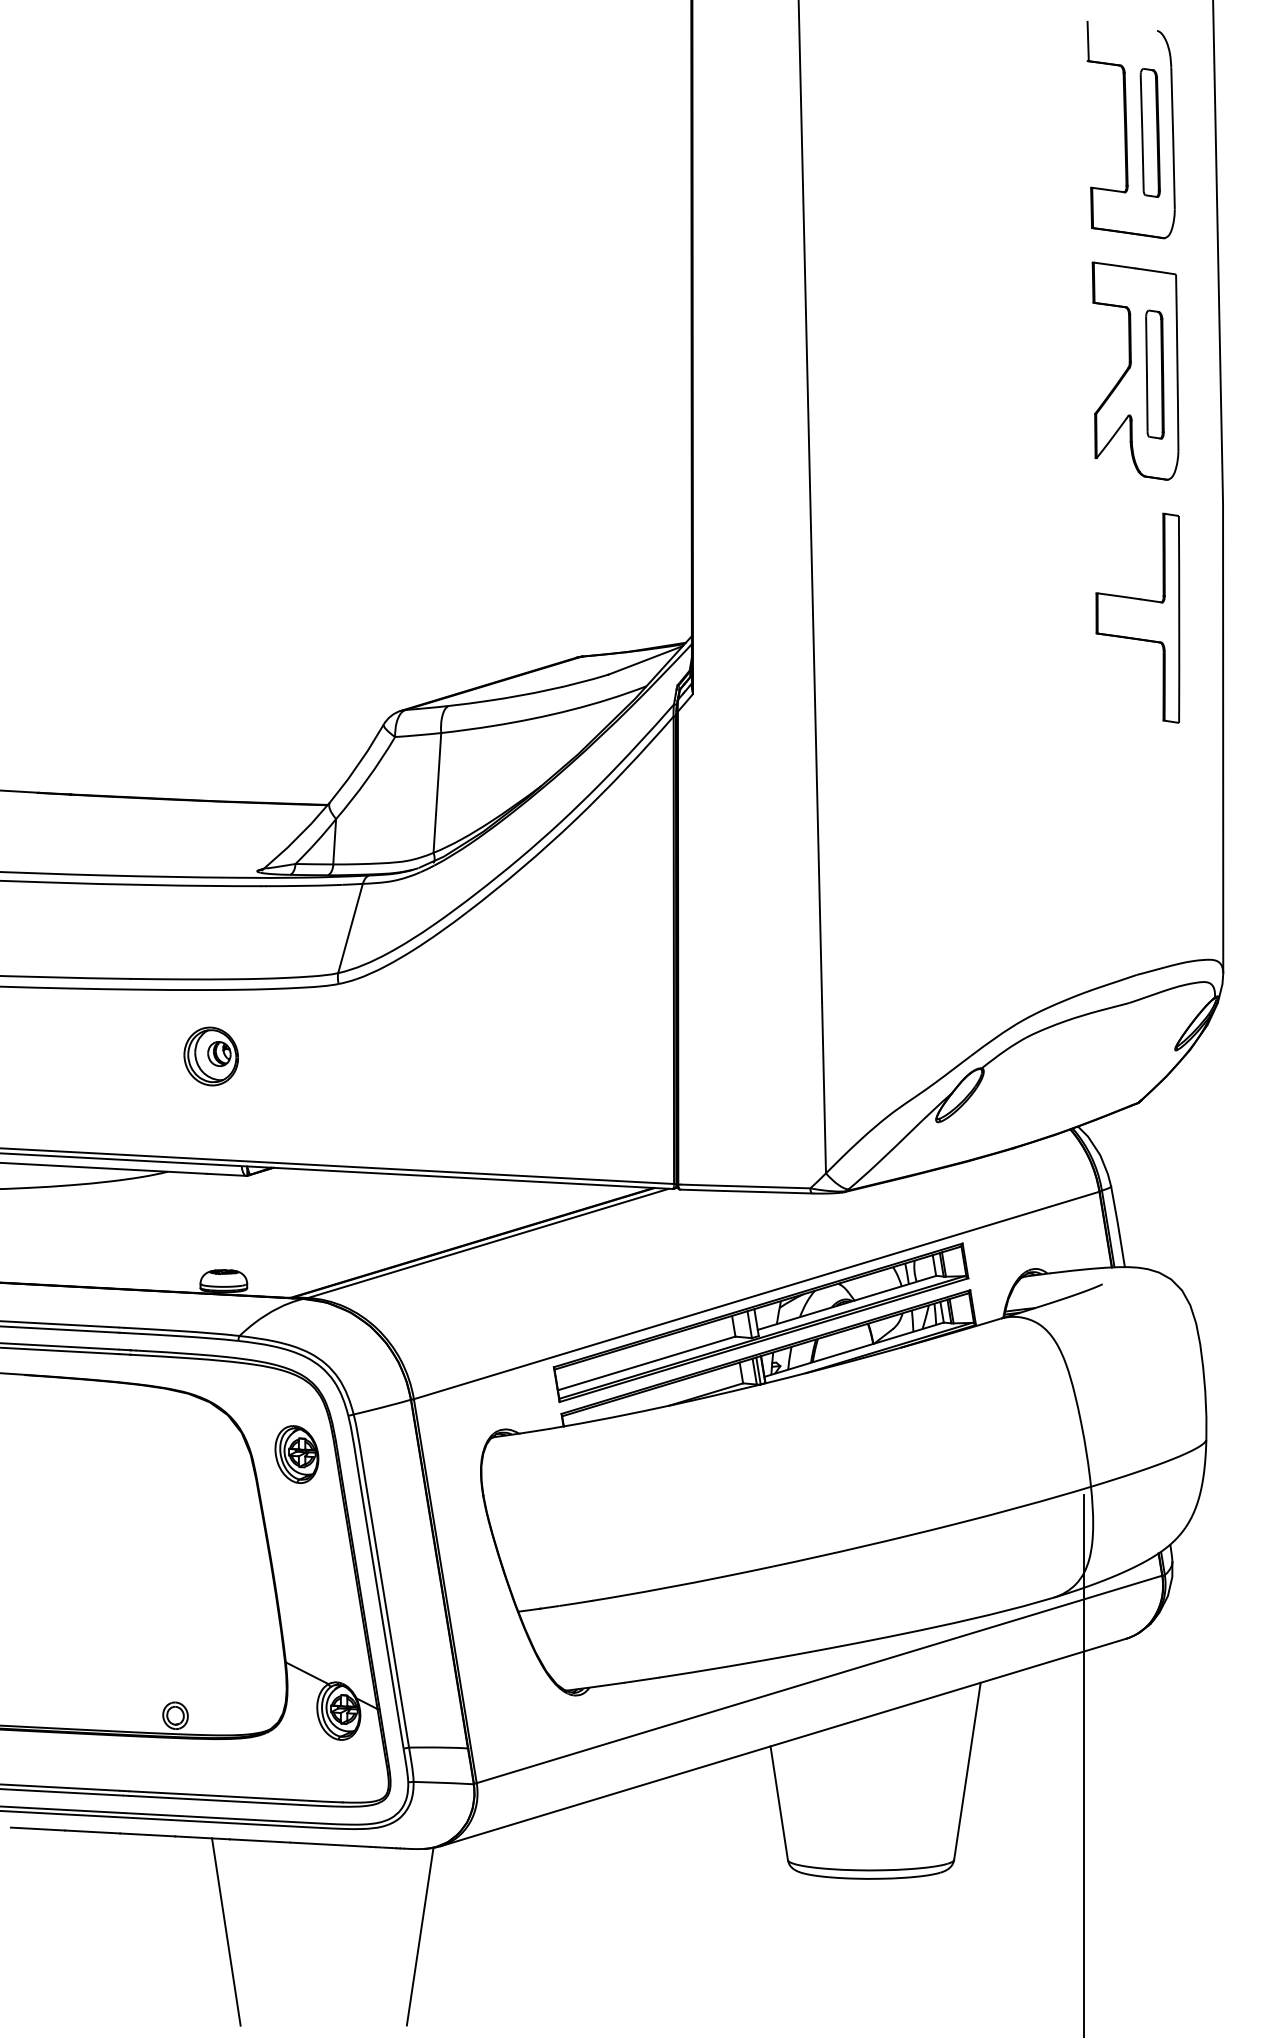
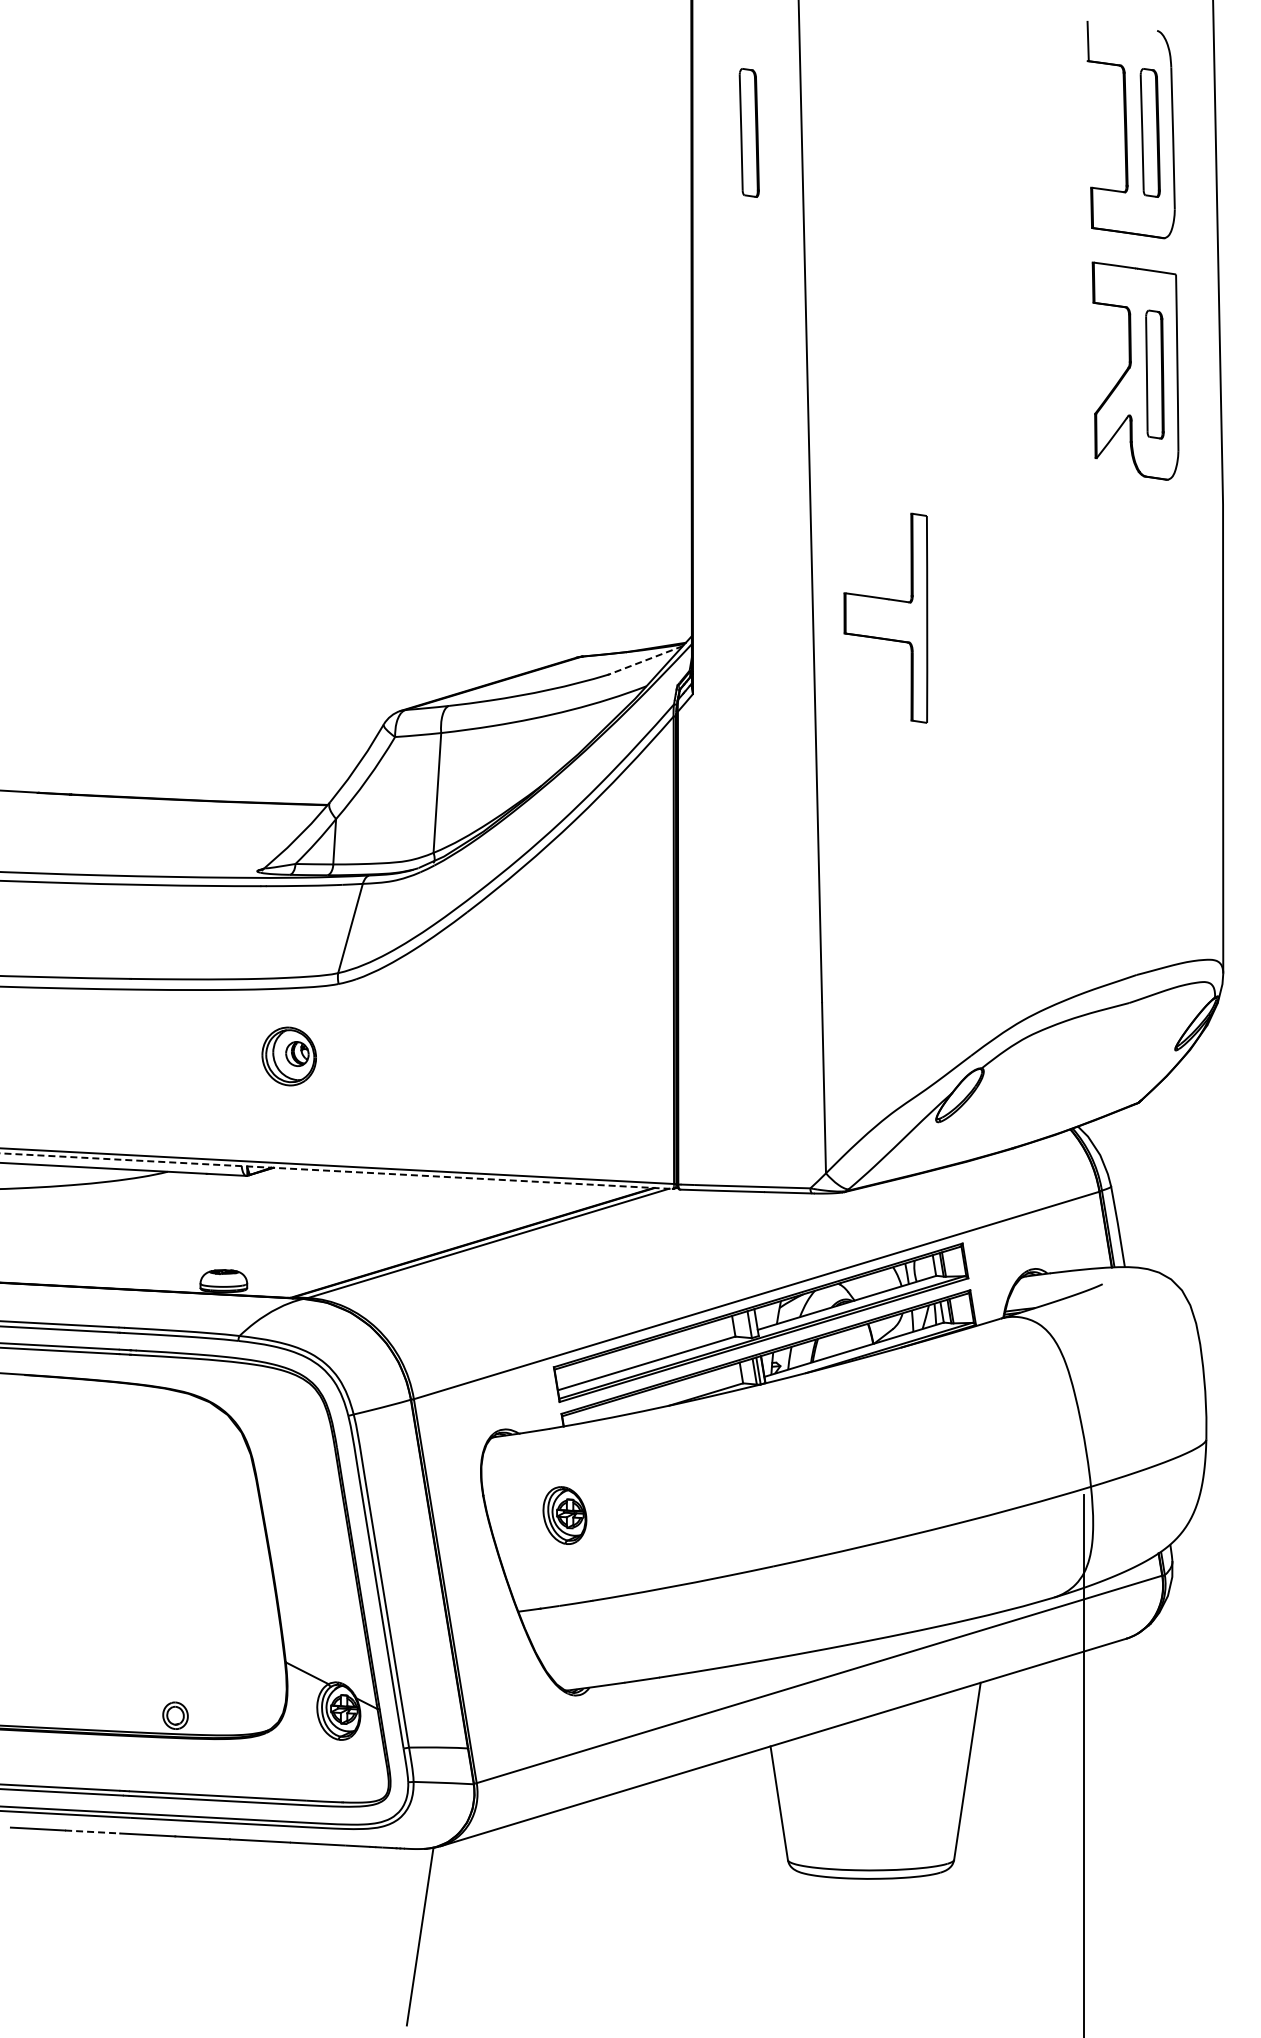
part: none -> present (748, 132)
part position: (1137, 617) -> (885, 617) (885, 617)
line: solid -> dashed (645, 660)
part position: (210, 1056) -> (288, 1056) (288, 1056)
line: solid -> dashed (336, 1171)
part position: (296, 1454) -> (564, 1515) (564, 1515)
line: solid -> dashed (92, 1831)
line: present -> none (226, 1931)
